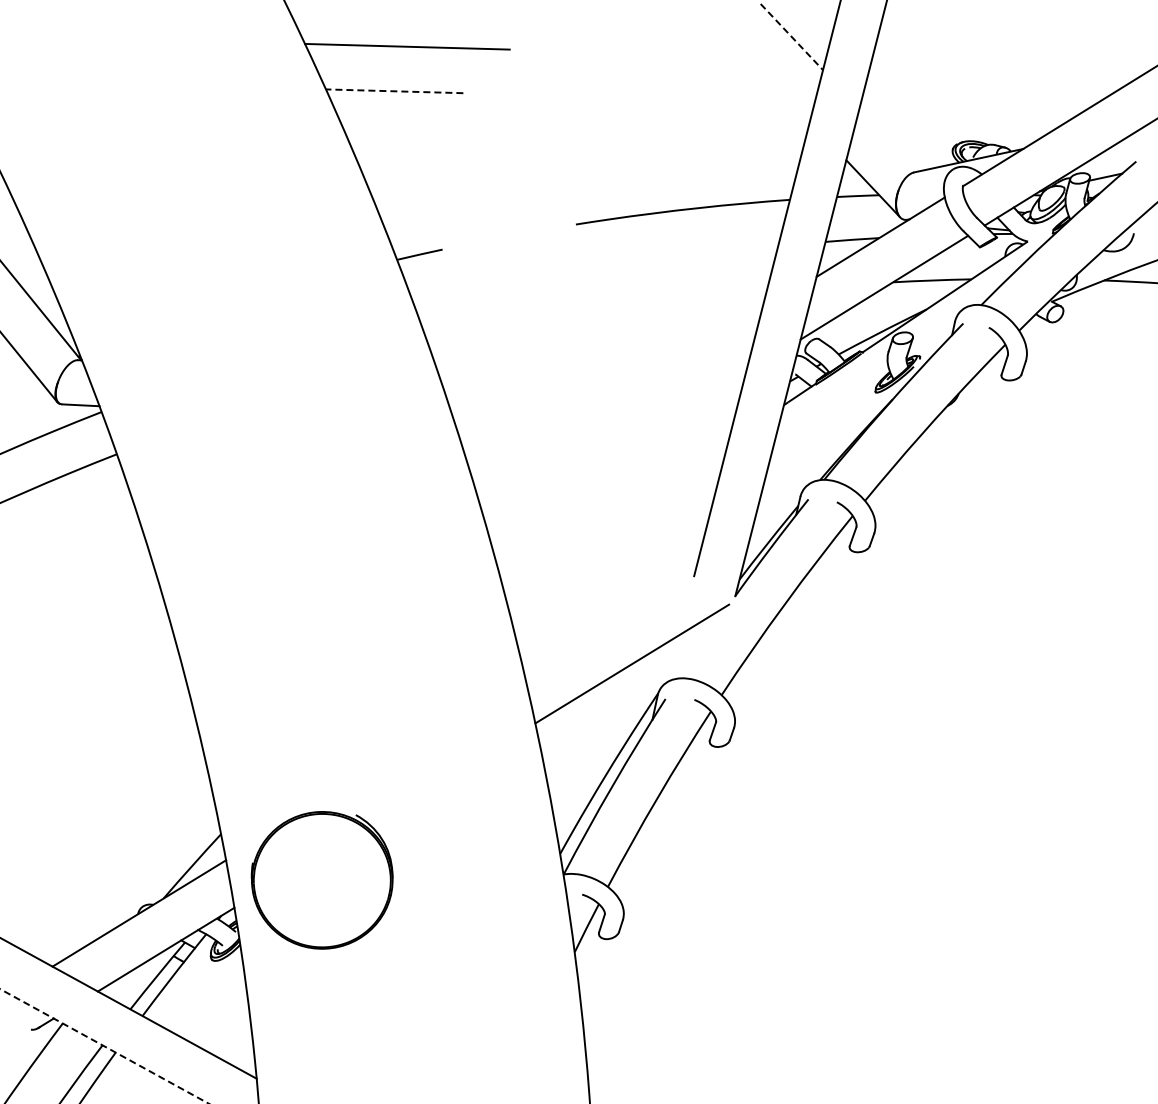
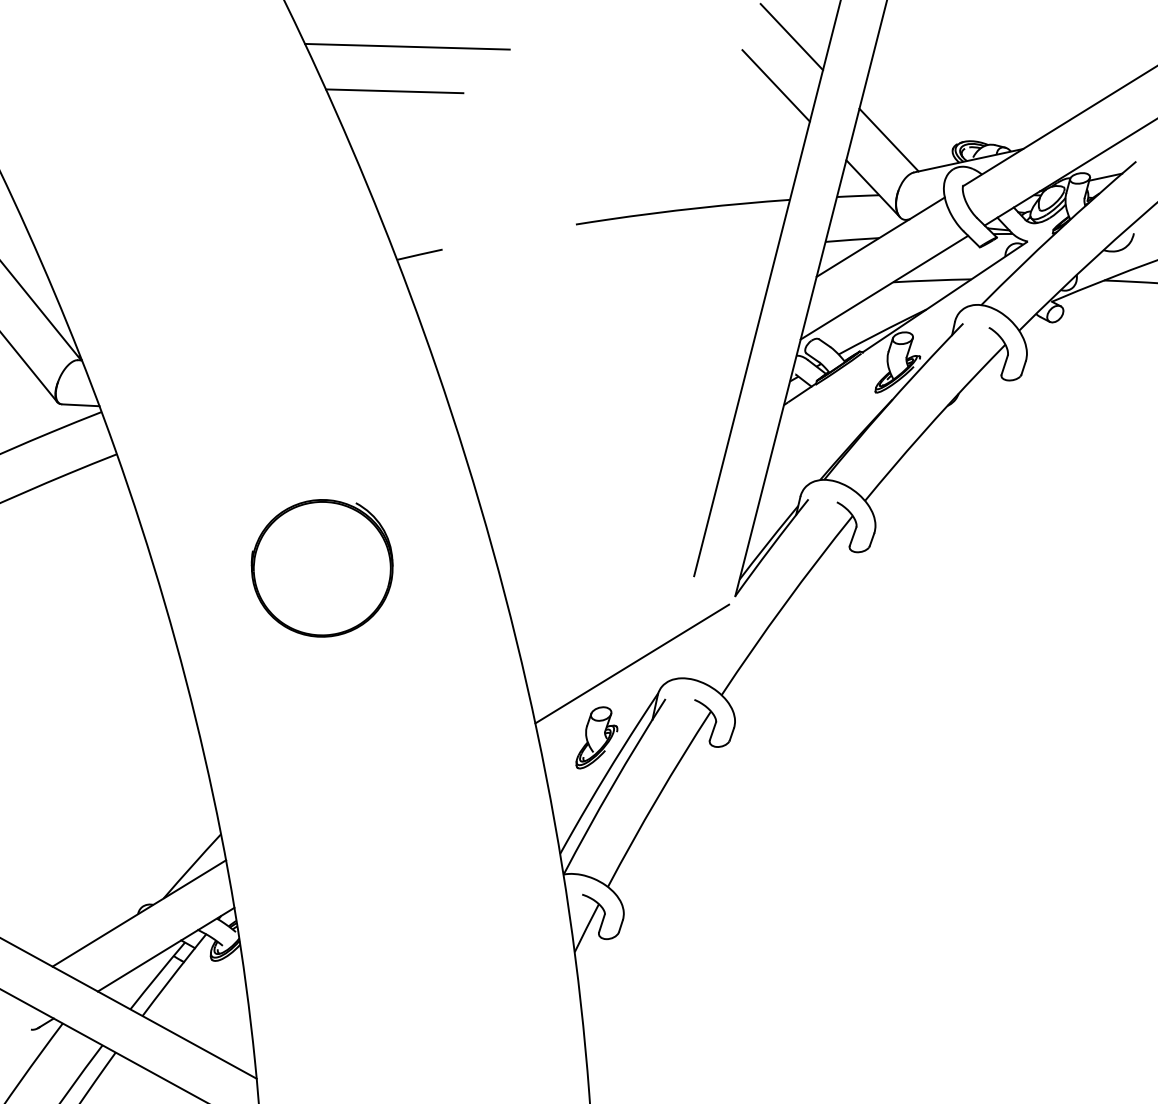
line: dashed -> solid (792, 37)
line: none -> present (775, 85)
line: dashed -> solid (394, 91)
line: none -> present (888, 139)
part: none -> present (596, 737)
part position: (321, 880) -> (321, 568) (321, 568)
line: dashed -> solid (104, 1046)
